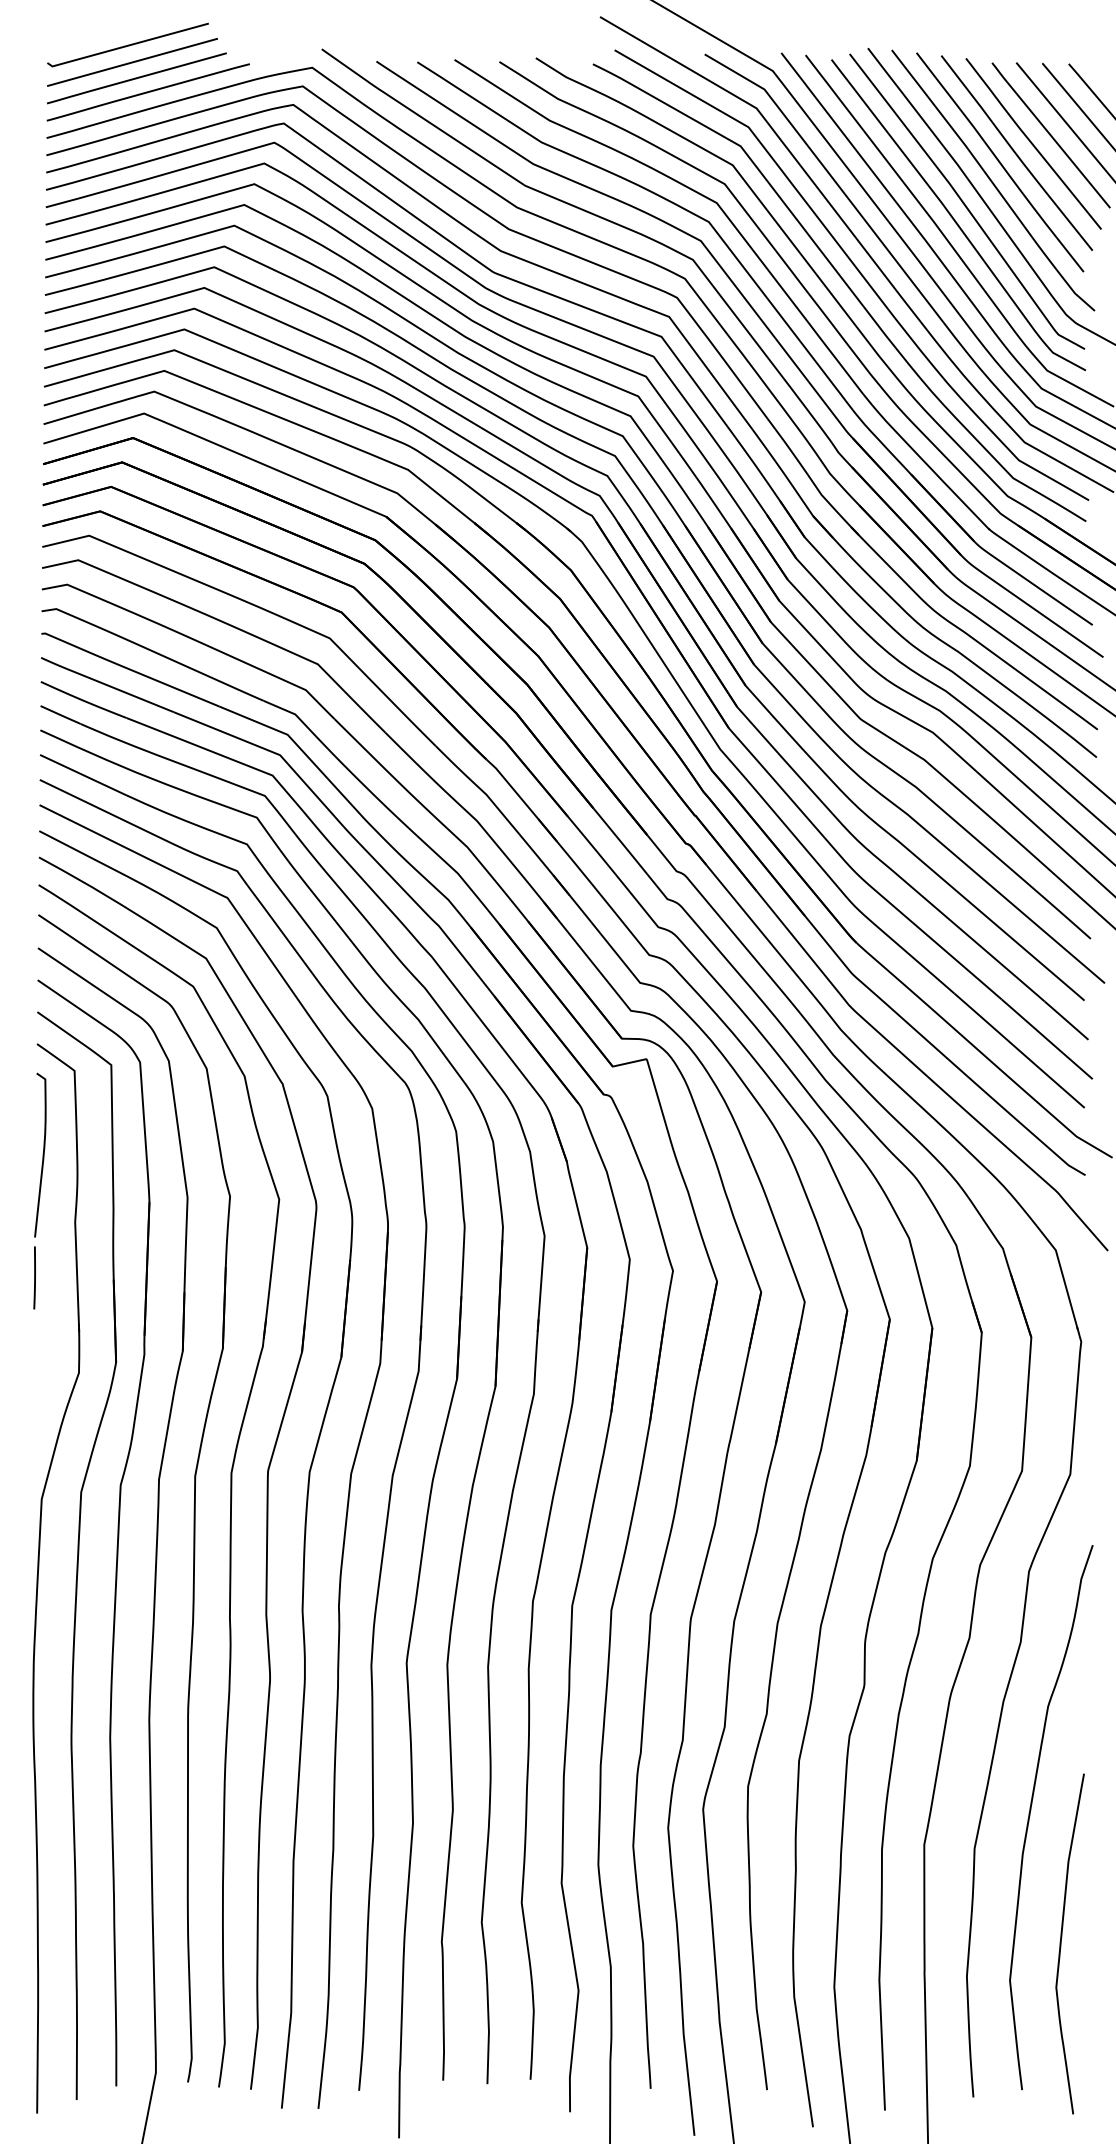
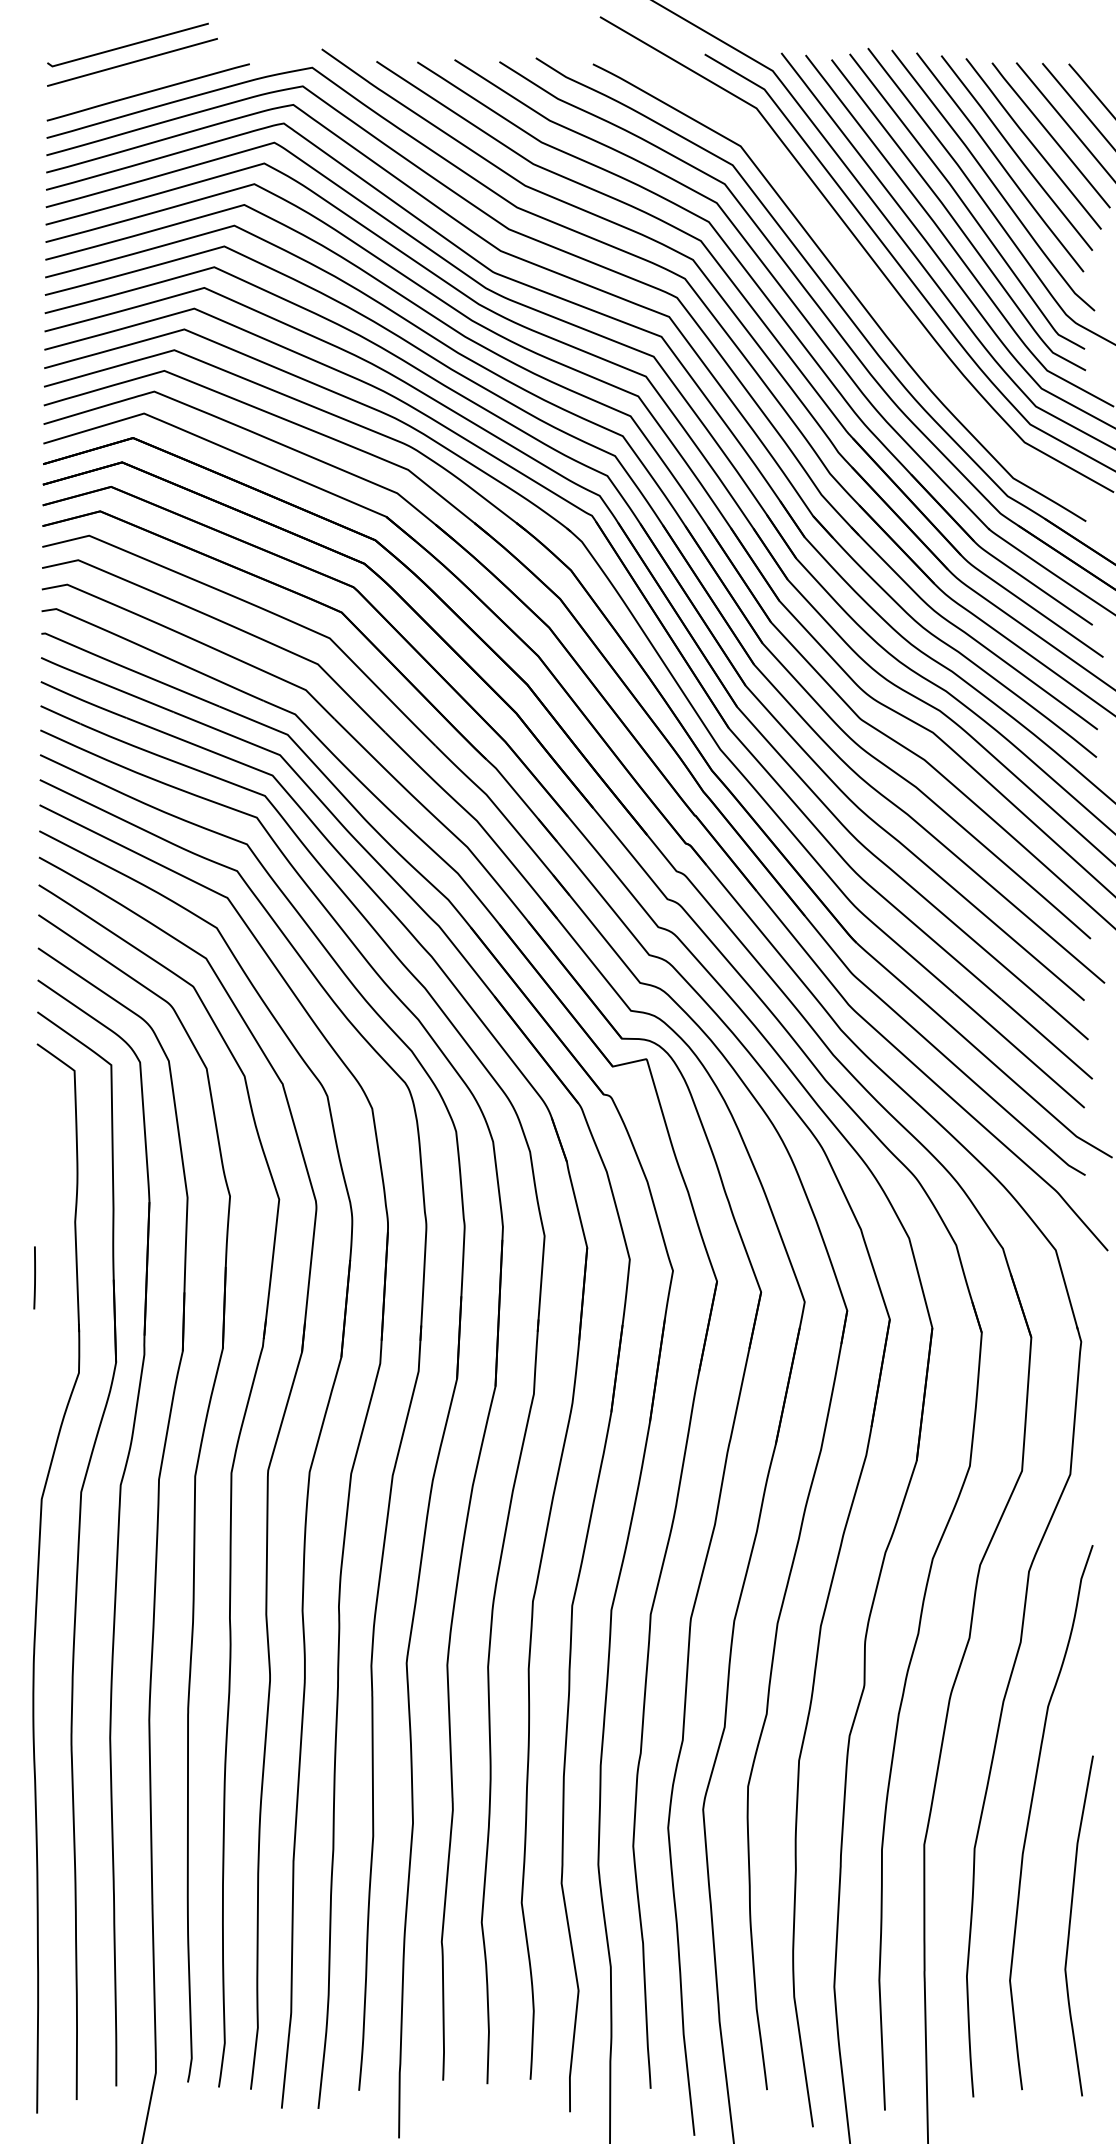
line: present -> none (136, 78)
curve: present -> none (856, 269)
curve: present -> none (42, 1154)
curve position: (1061, 1943) -> (1070, 1925) (1070, 1925)
